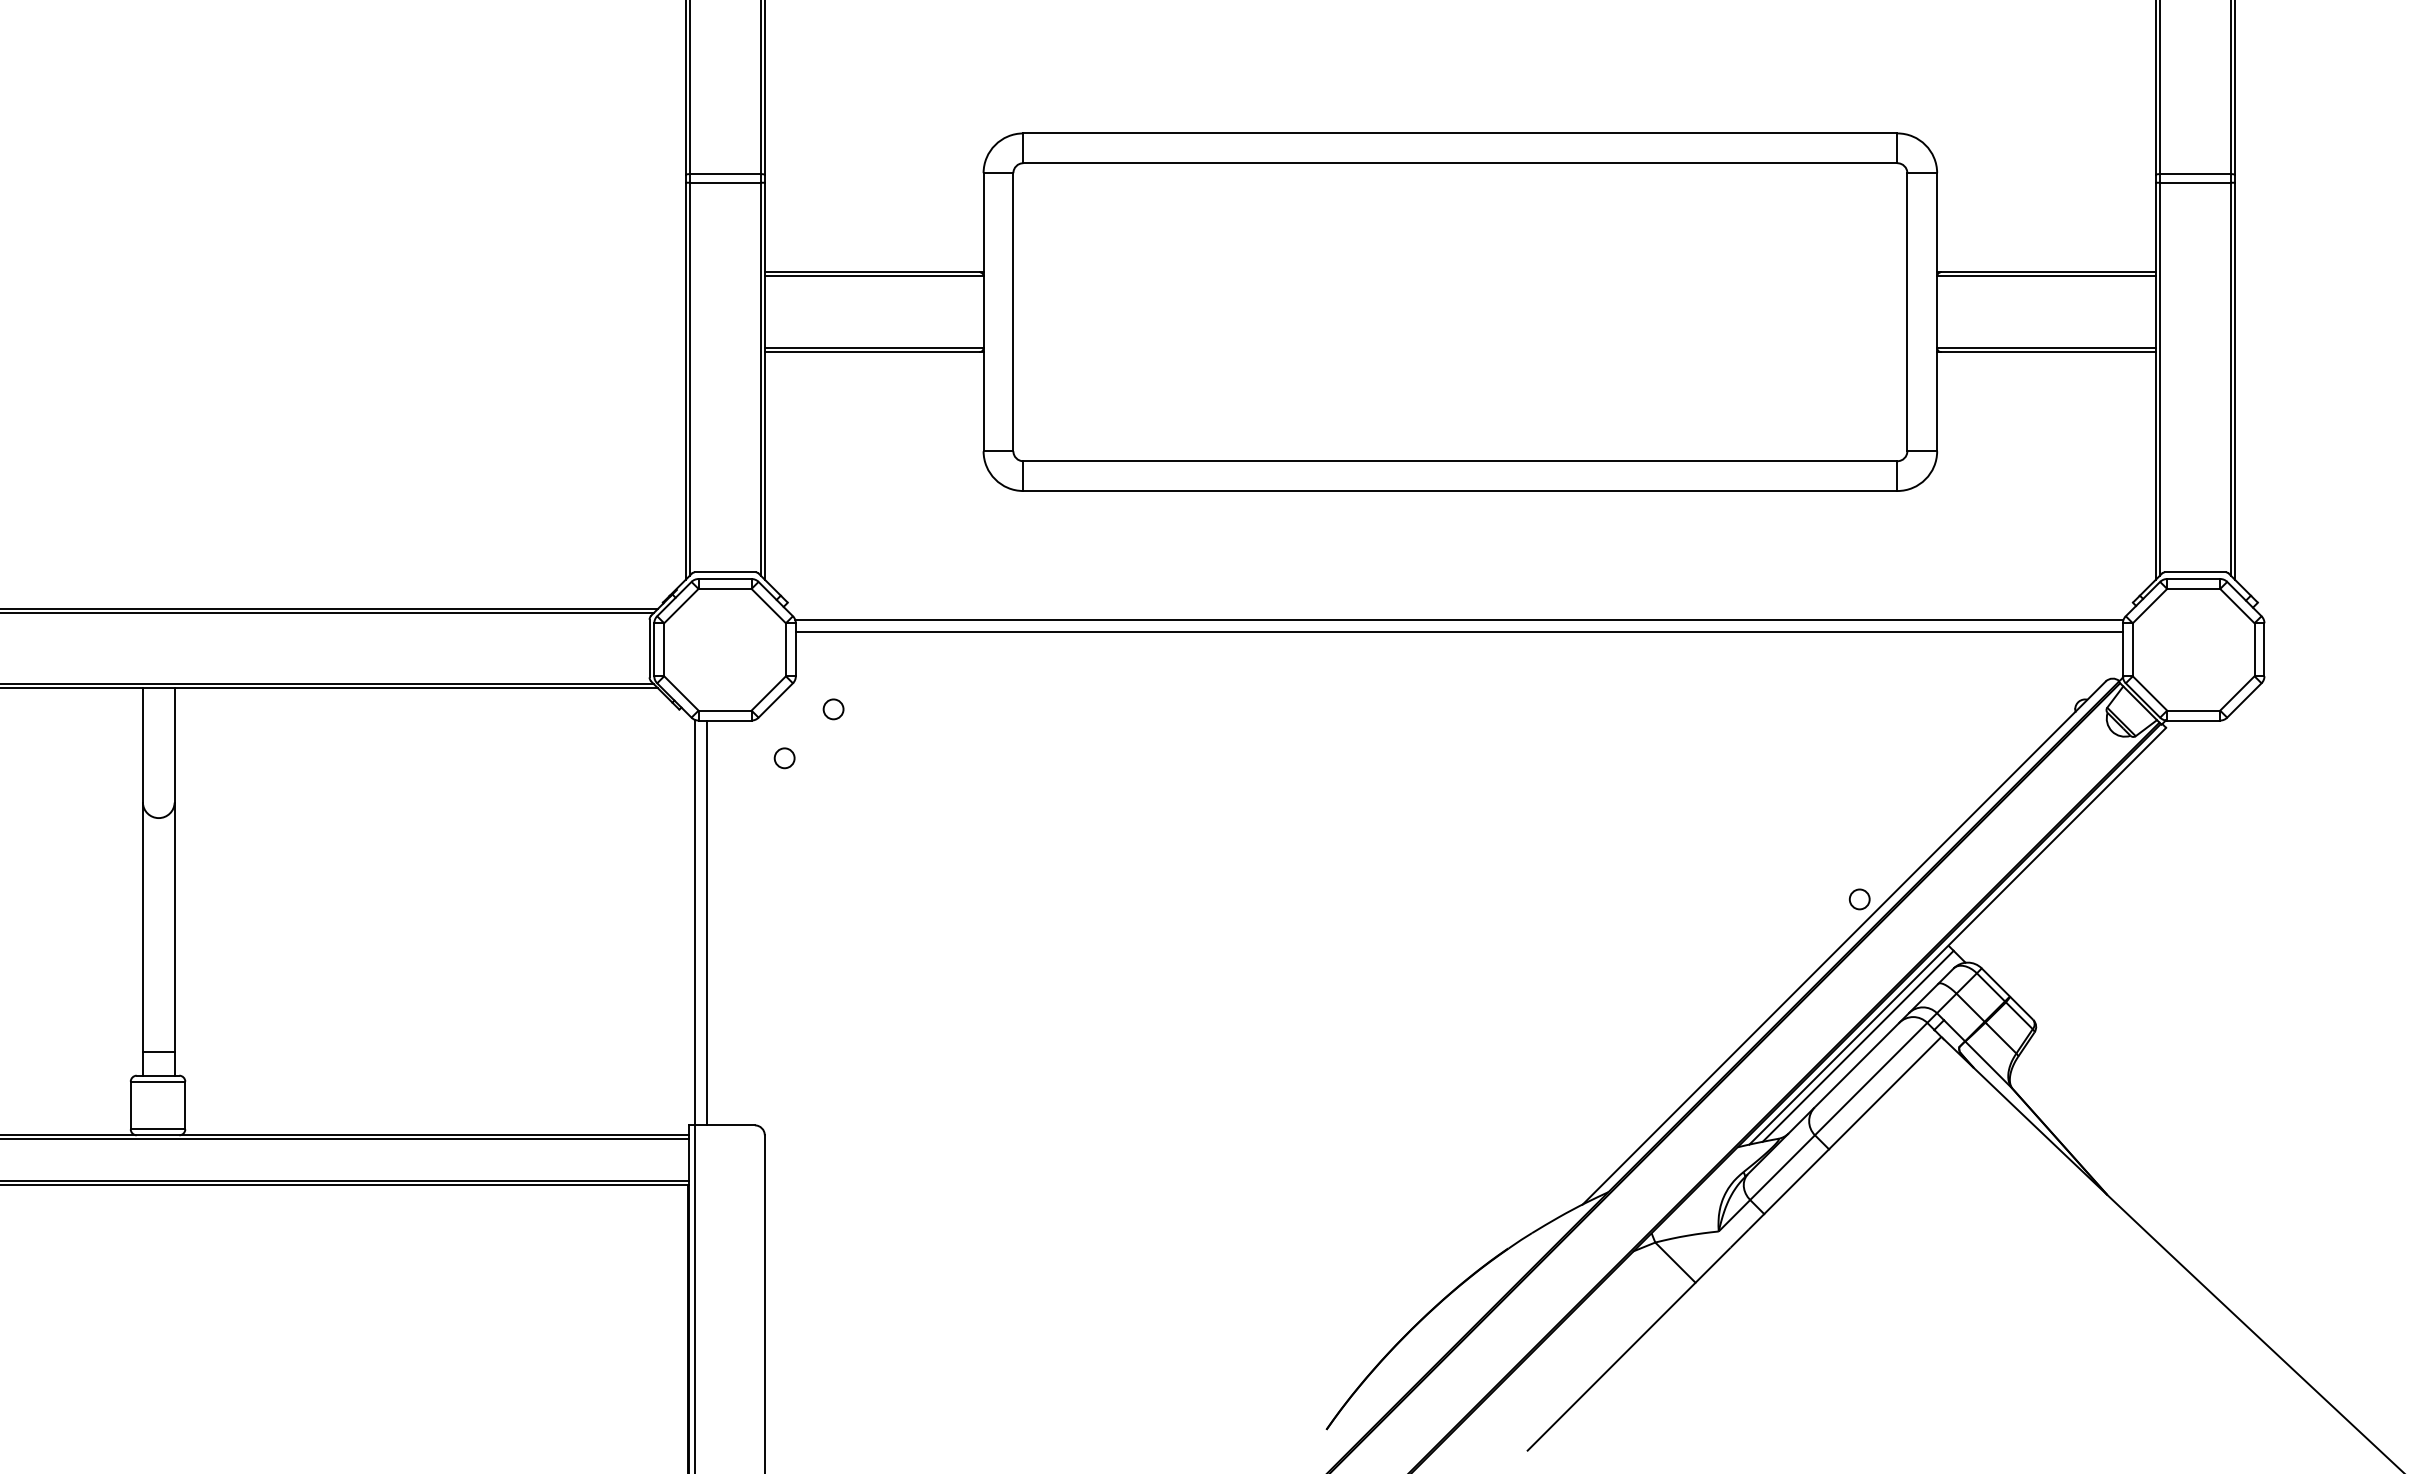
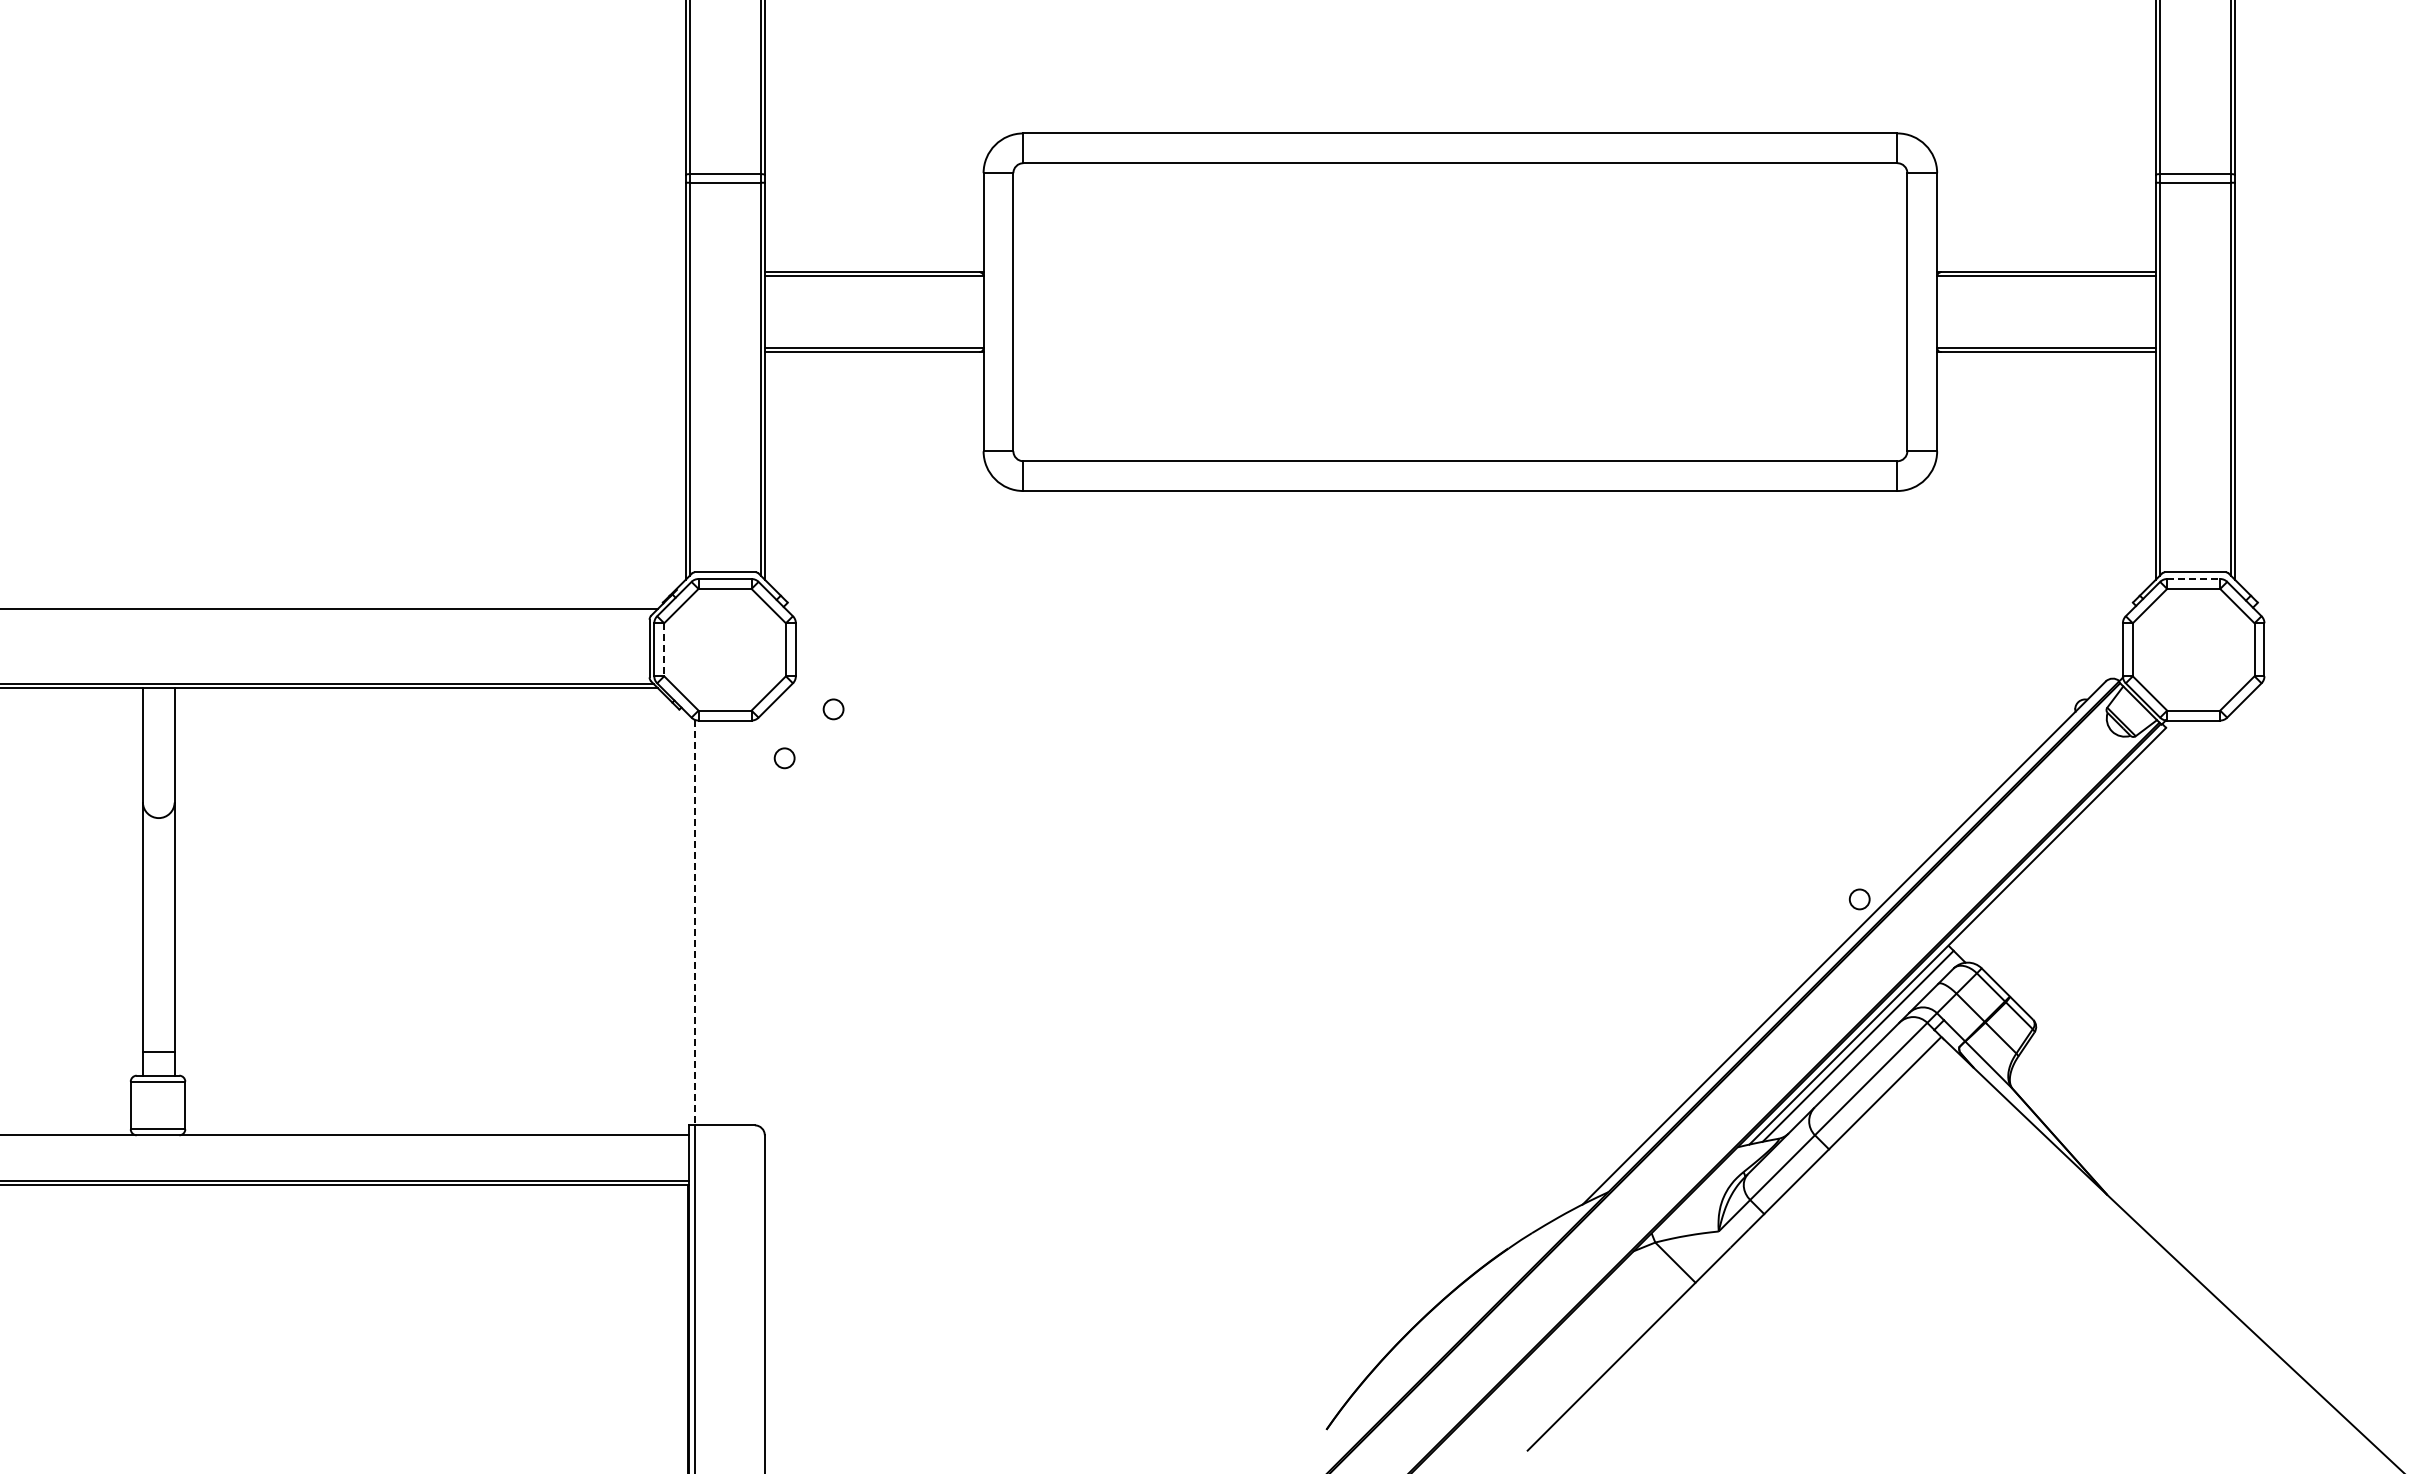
line: solid -> dashed (2193, 579)
line: present -> none (328, 612)
line: present -> none (1459, 619)
line: present -> none (1458, 631)
line: solid -> dashed (664, 649)
line: solid -> dashed (695, 922)
line: present -> none (707, 922)
line: present -> none (345, 1139)
